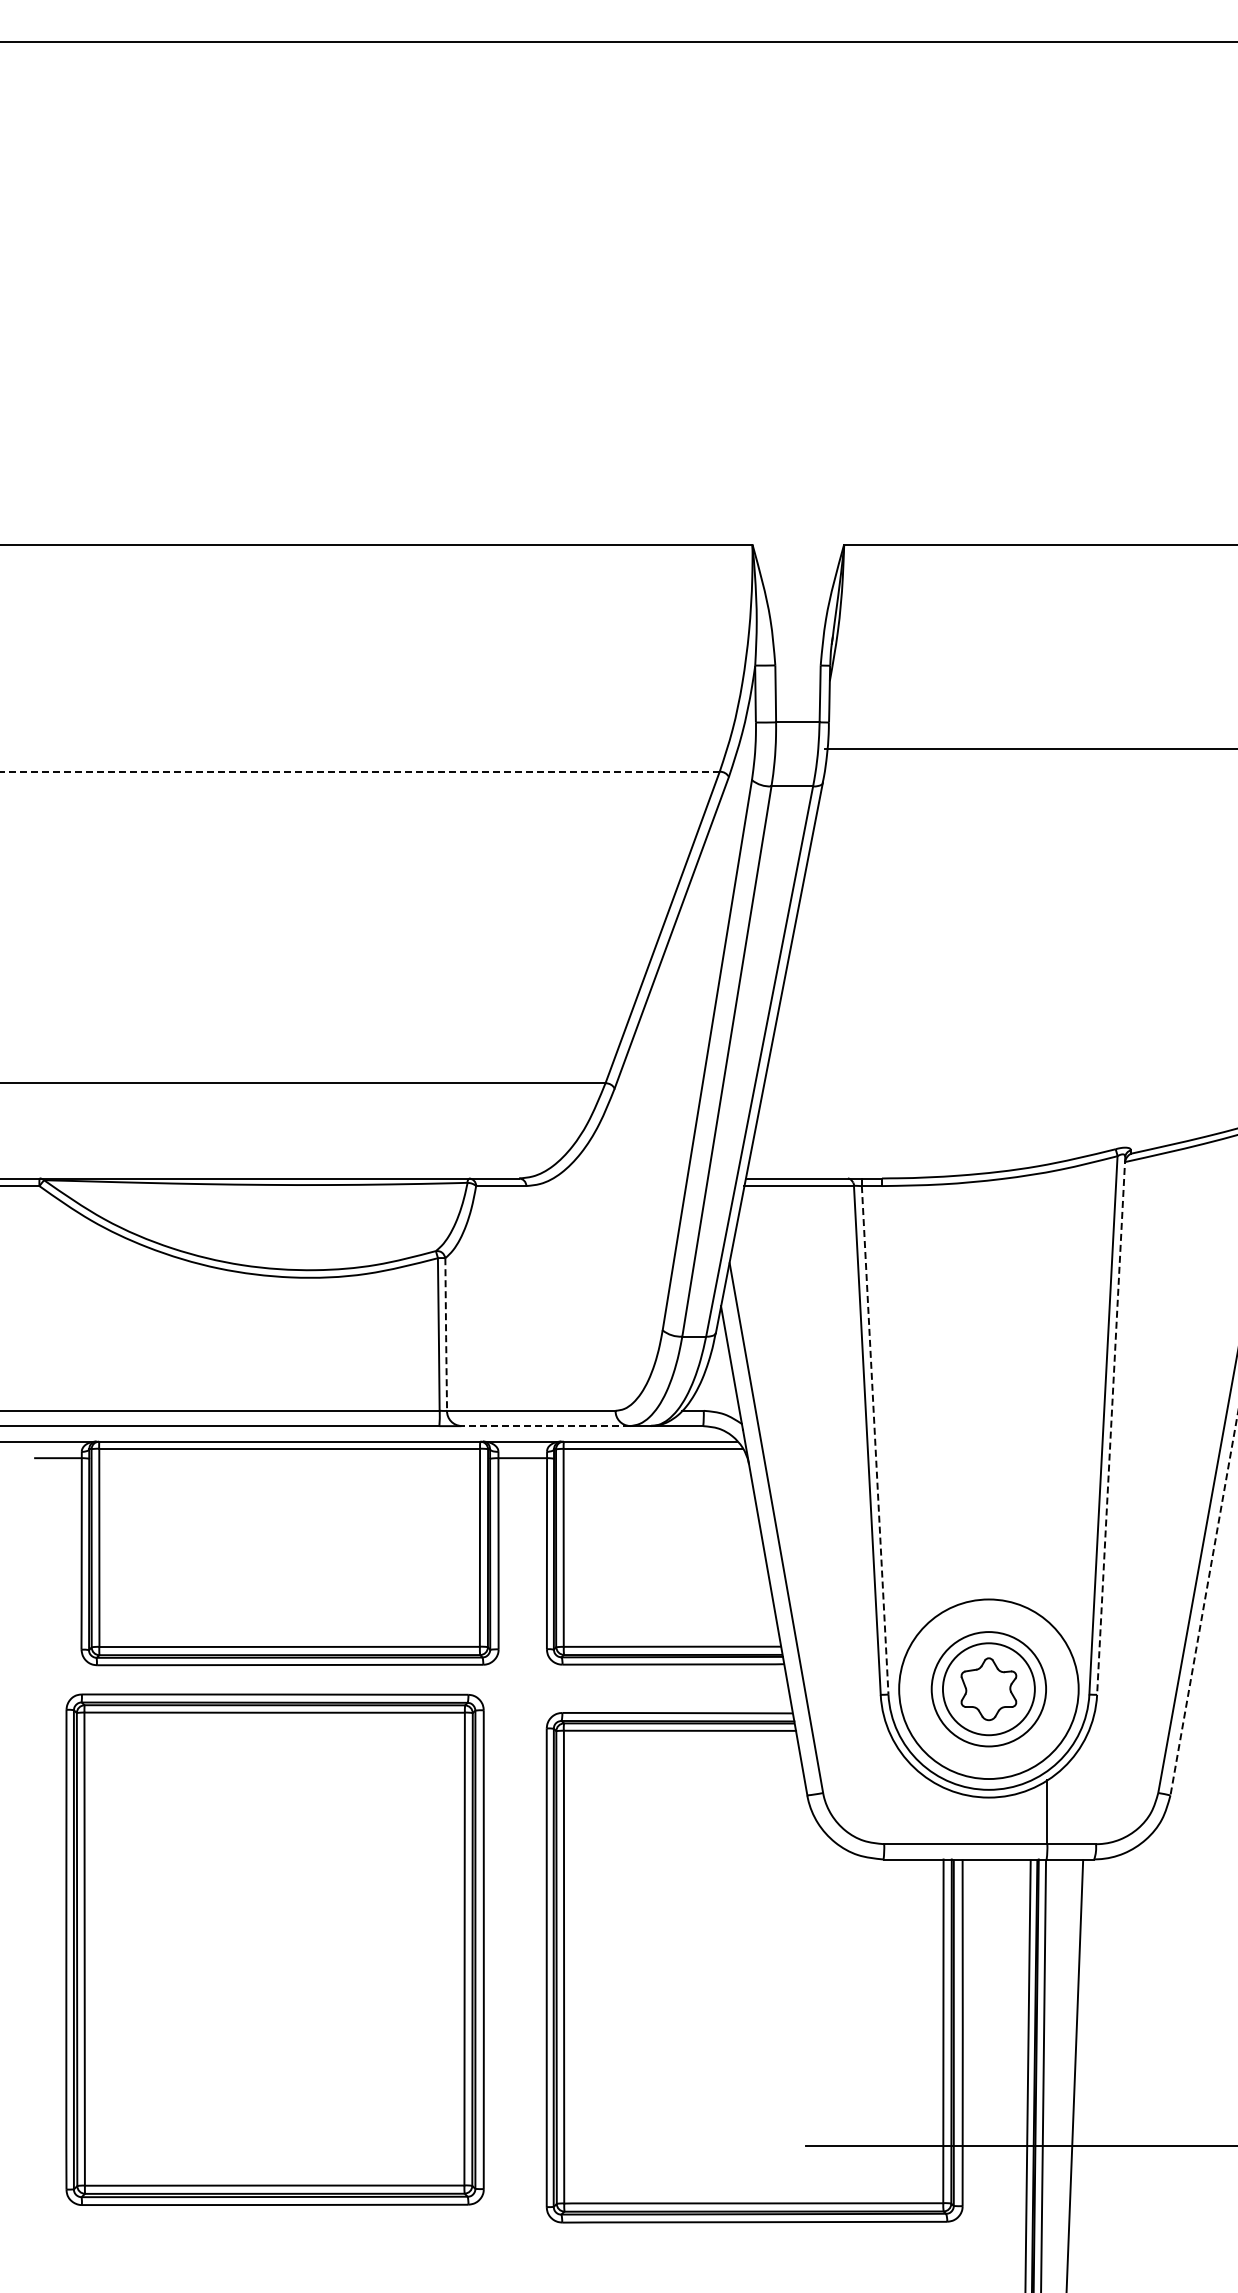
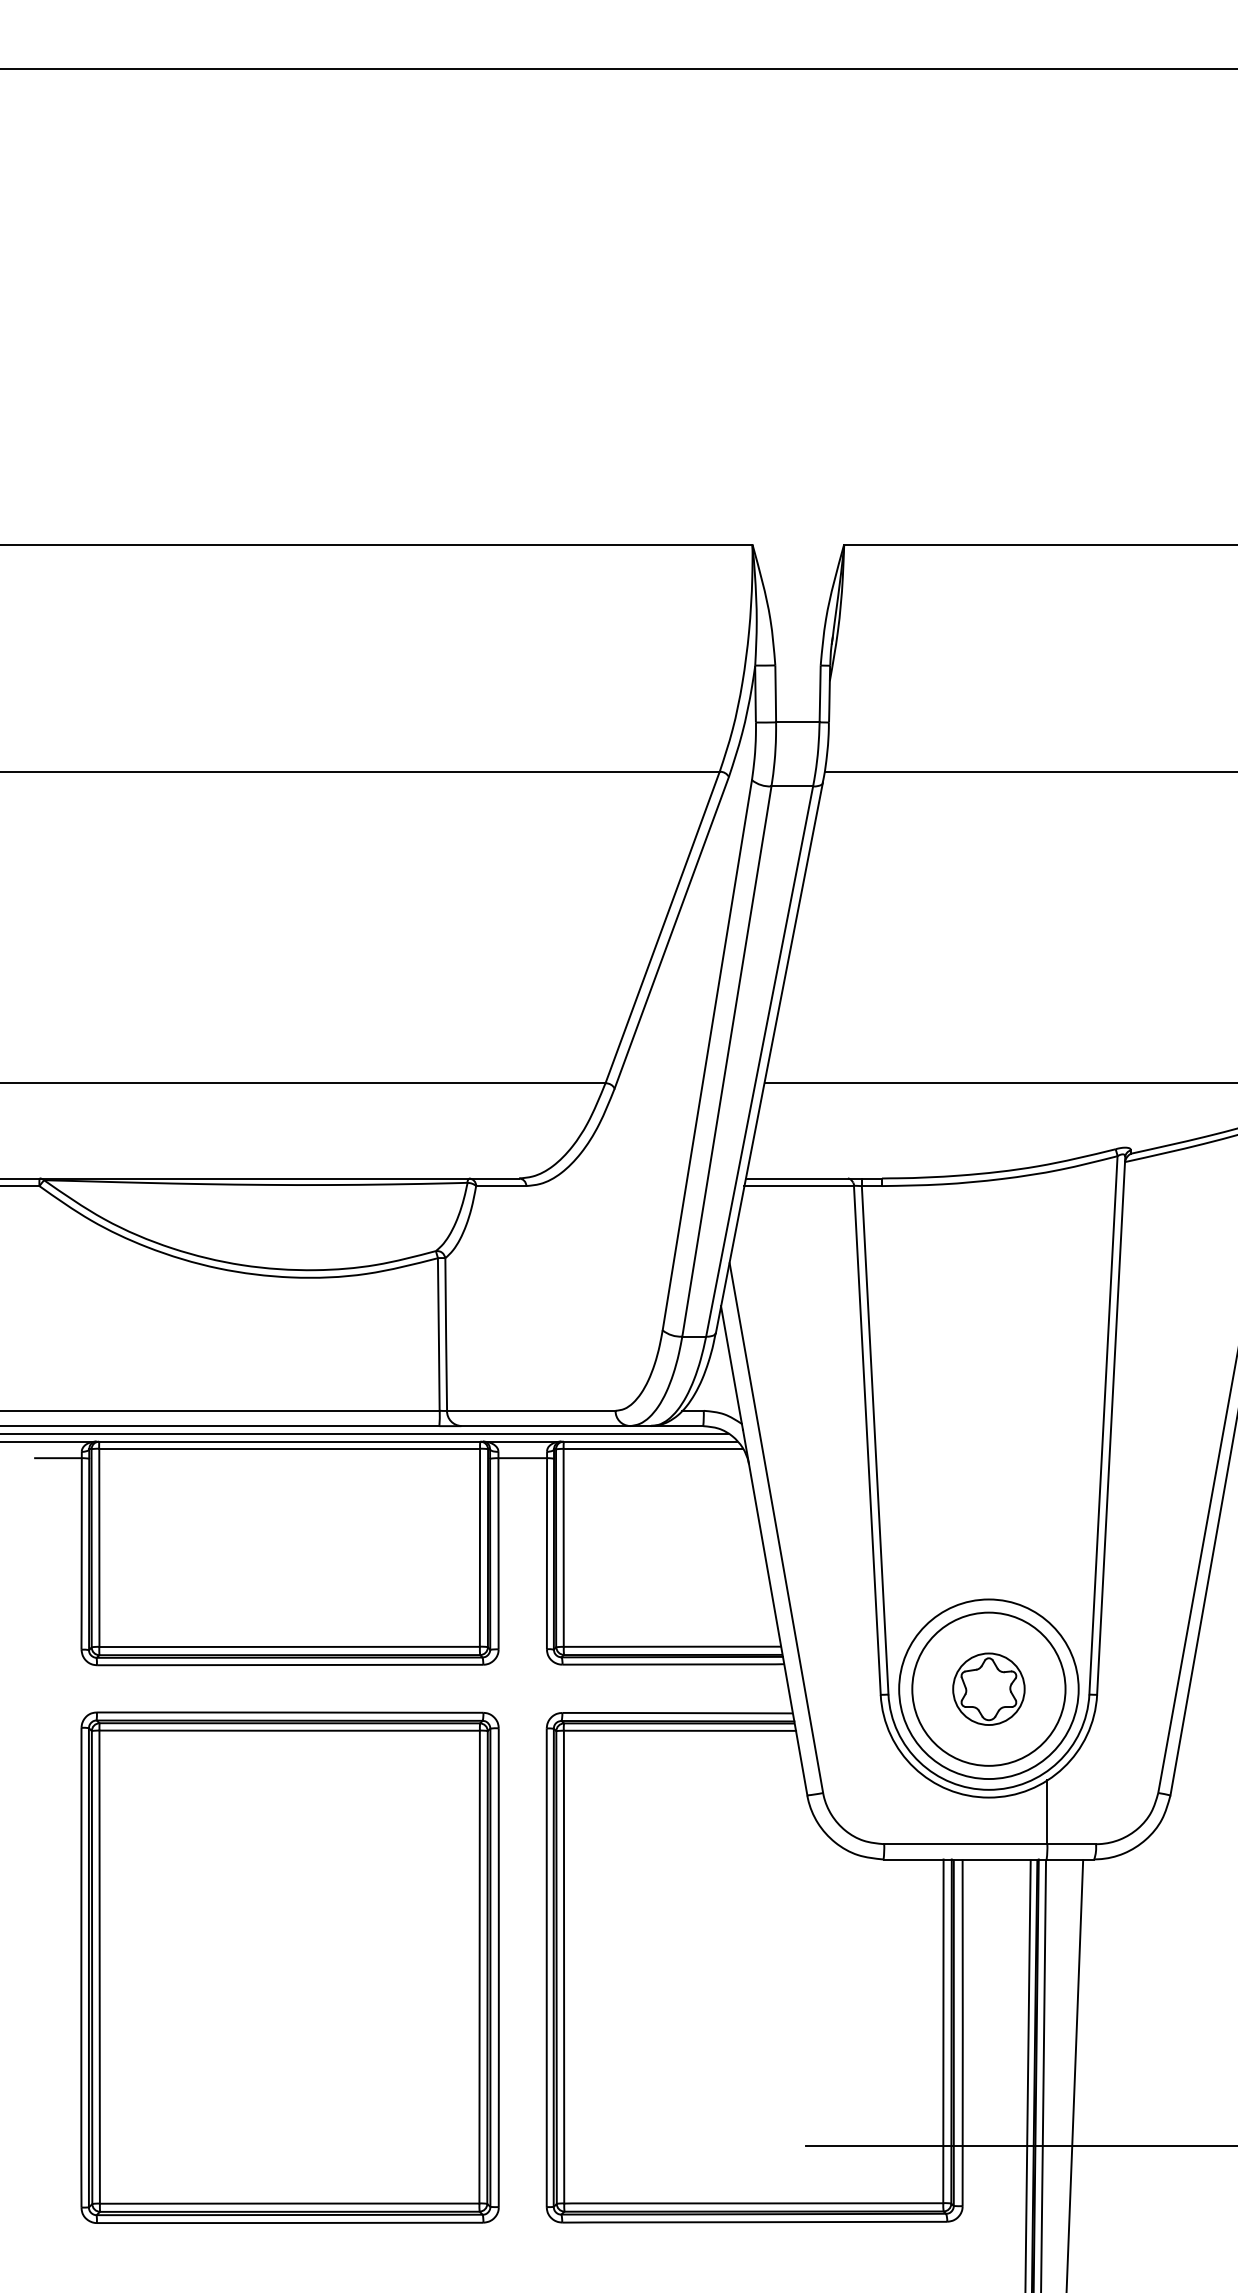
line position: (618, 41) -> (618, 68) (618, 68)
line position: (1029, 748) -> (1029, 771) (1029, 771)
line: dashed -> solid (360, 771)
line: none -> present (999, 1083)
line: dashed -> solid (446, 1334)
line: dashed -> solid (545, 1426)
line: dashed -> solid (1111, 1426)
line: none -> present (364, 1433)
line: dashed -> solid (875, 1440)
line: dashed -> solid (1204, 1604)
circle diameter: 114 px -> 72 px (988, 1689)
circle diameter: 92 px -> 153 px (988, 1688)
part position: (274, 1949) -> (289, 1967) (289, 1967)
